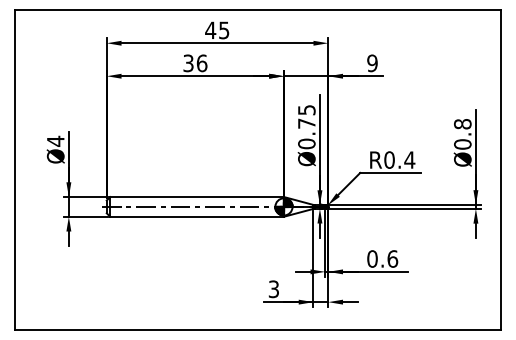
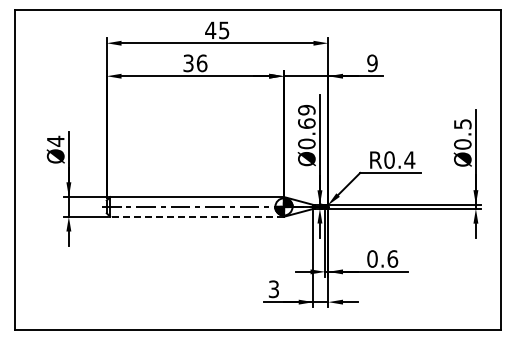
text: Ø0.75 -> Ø0.69 (306, 116)
text: Ø0.8 -> Ø0.5 (462, 124)
line: solid -> dashed (197, 216)
